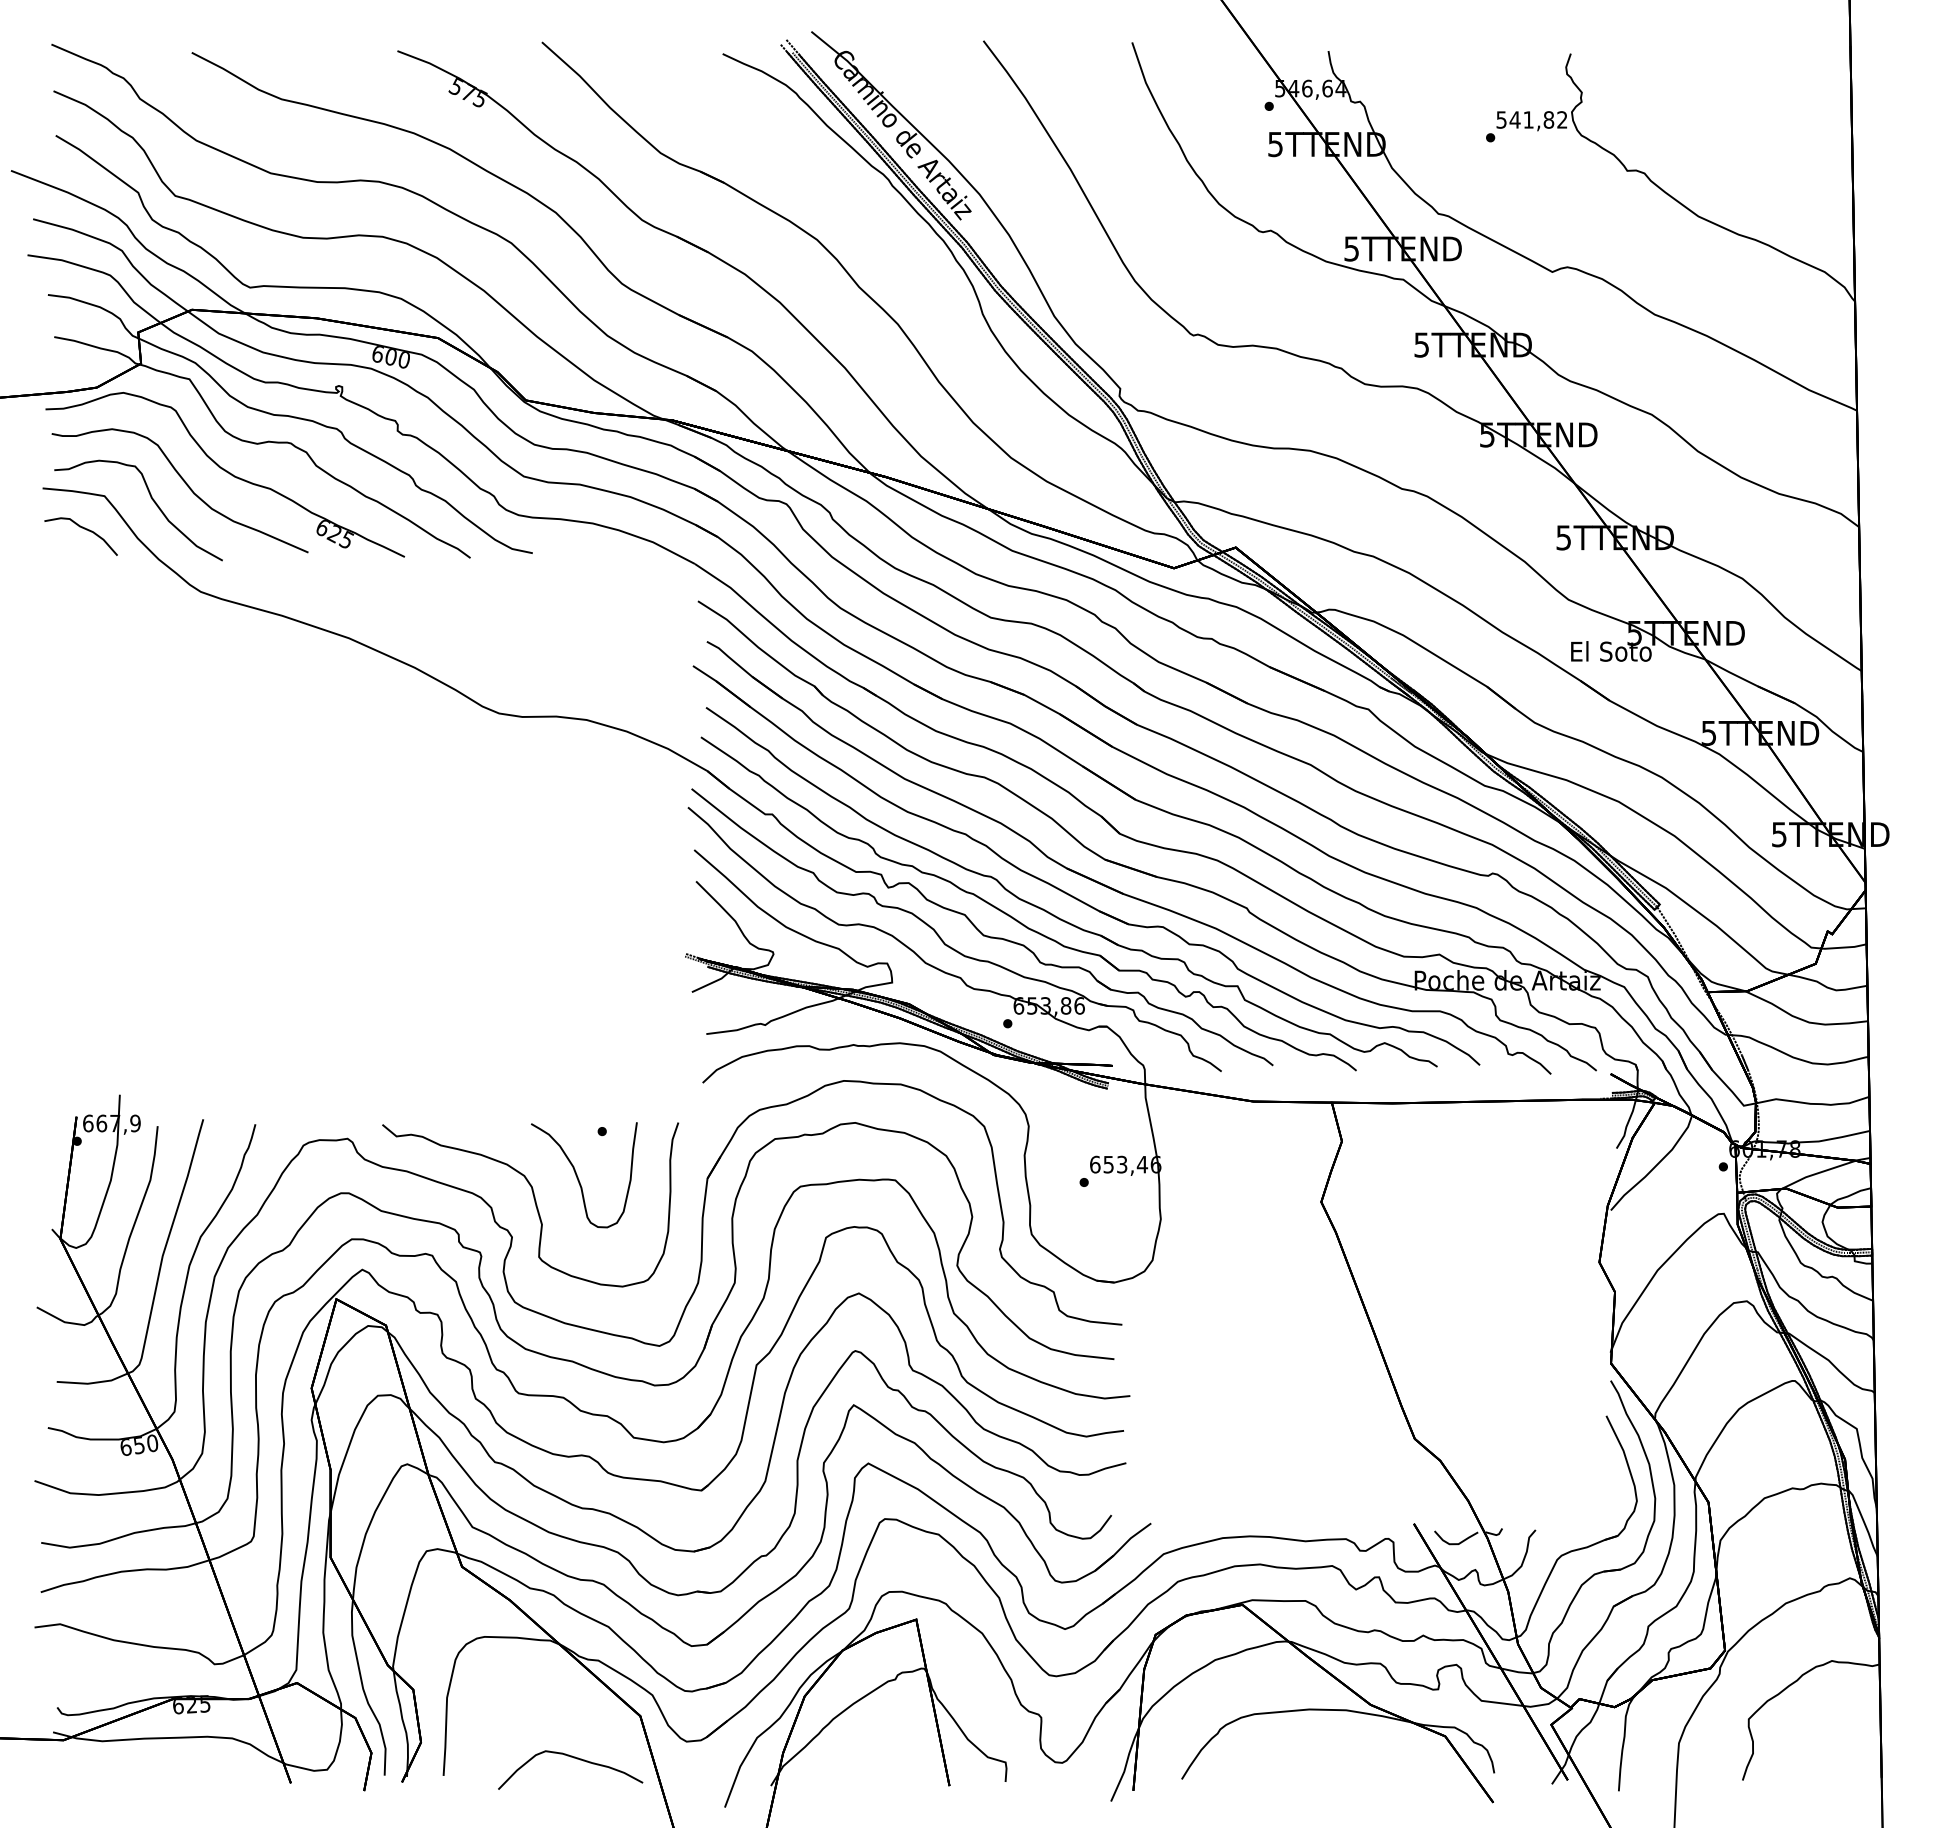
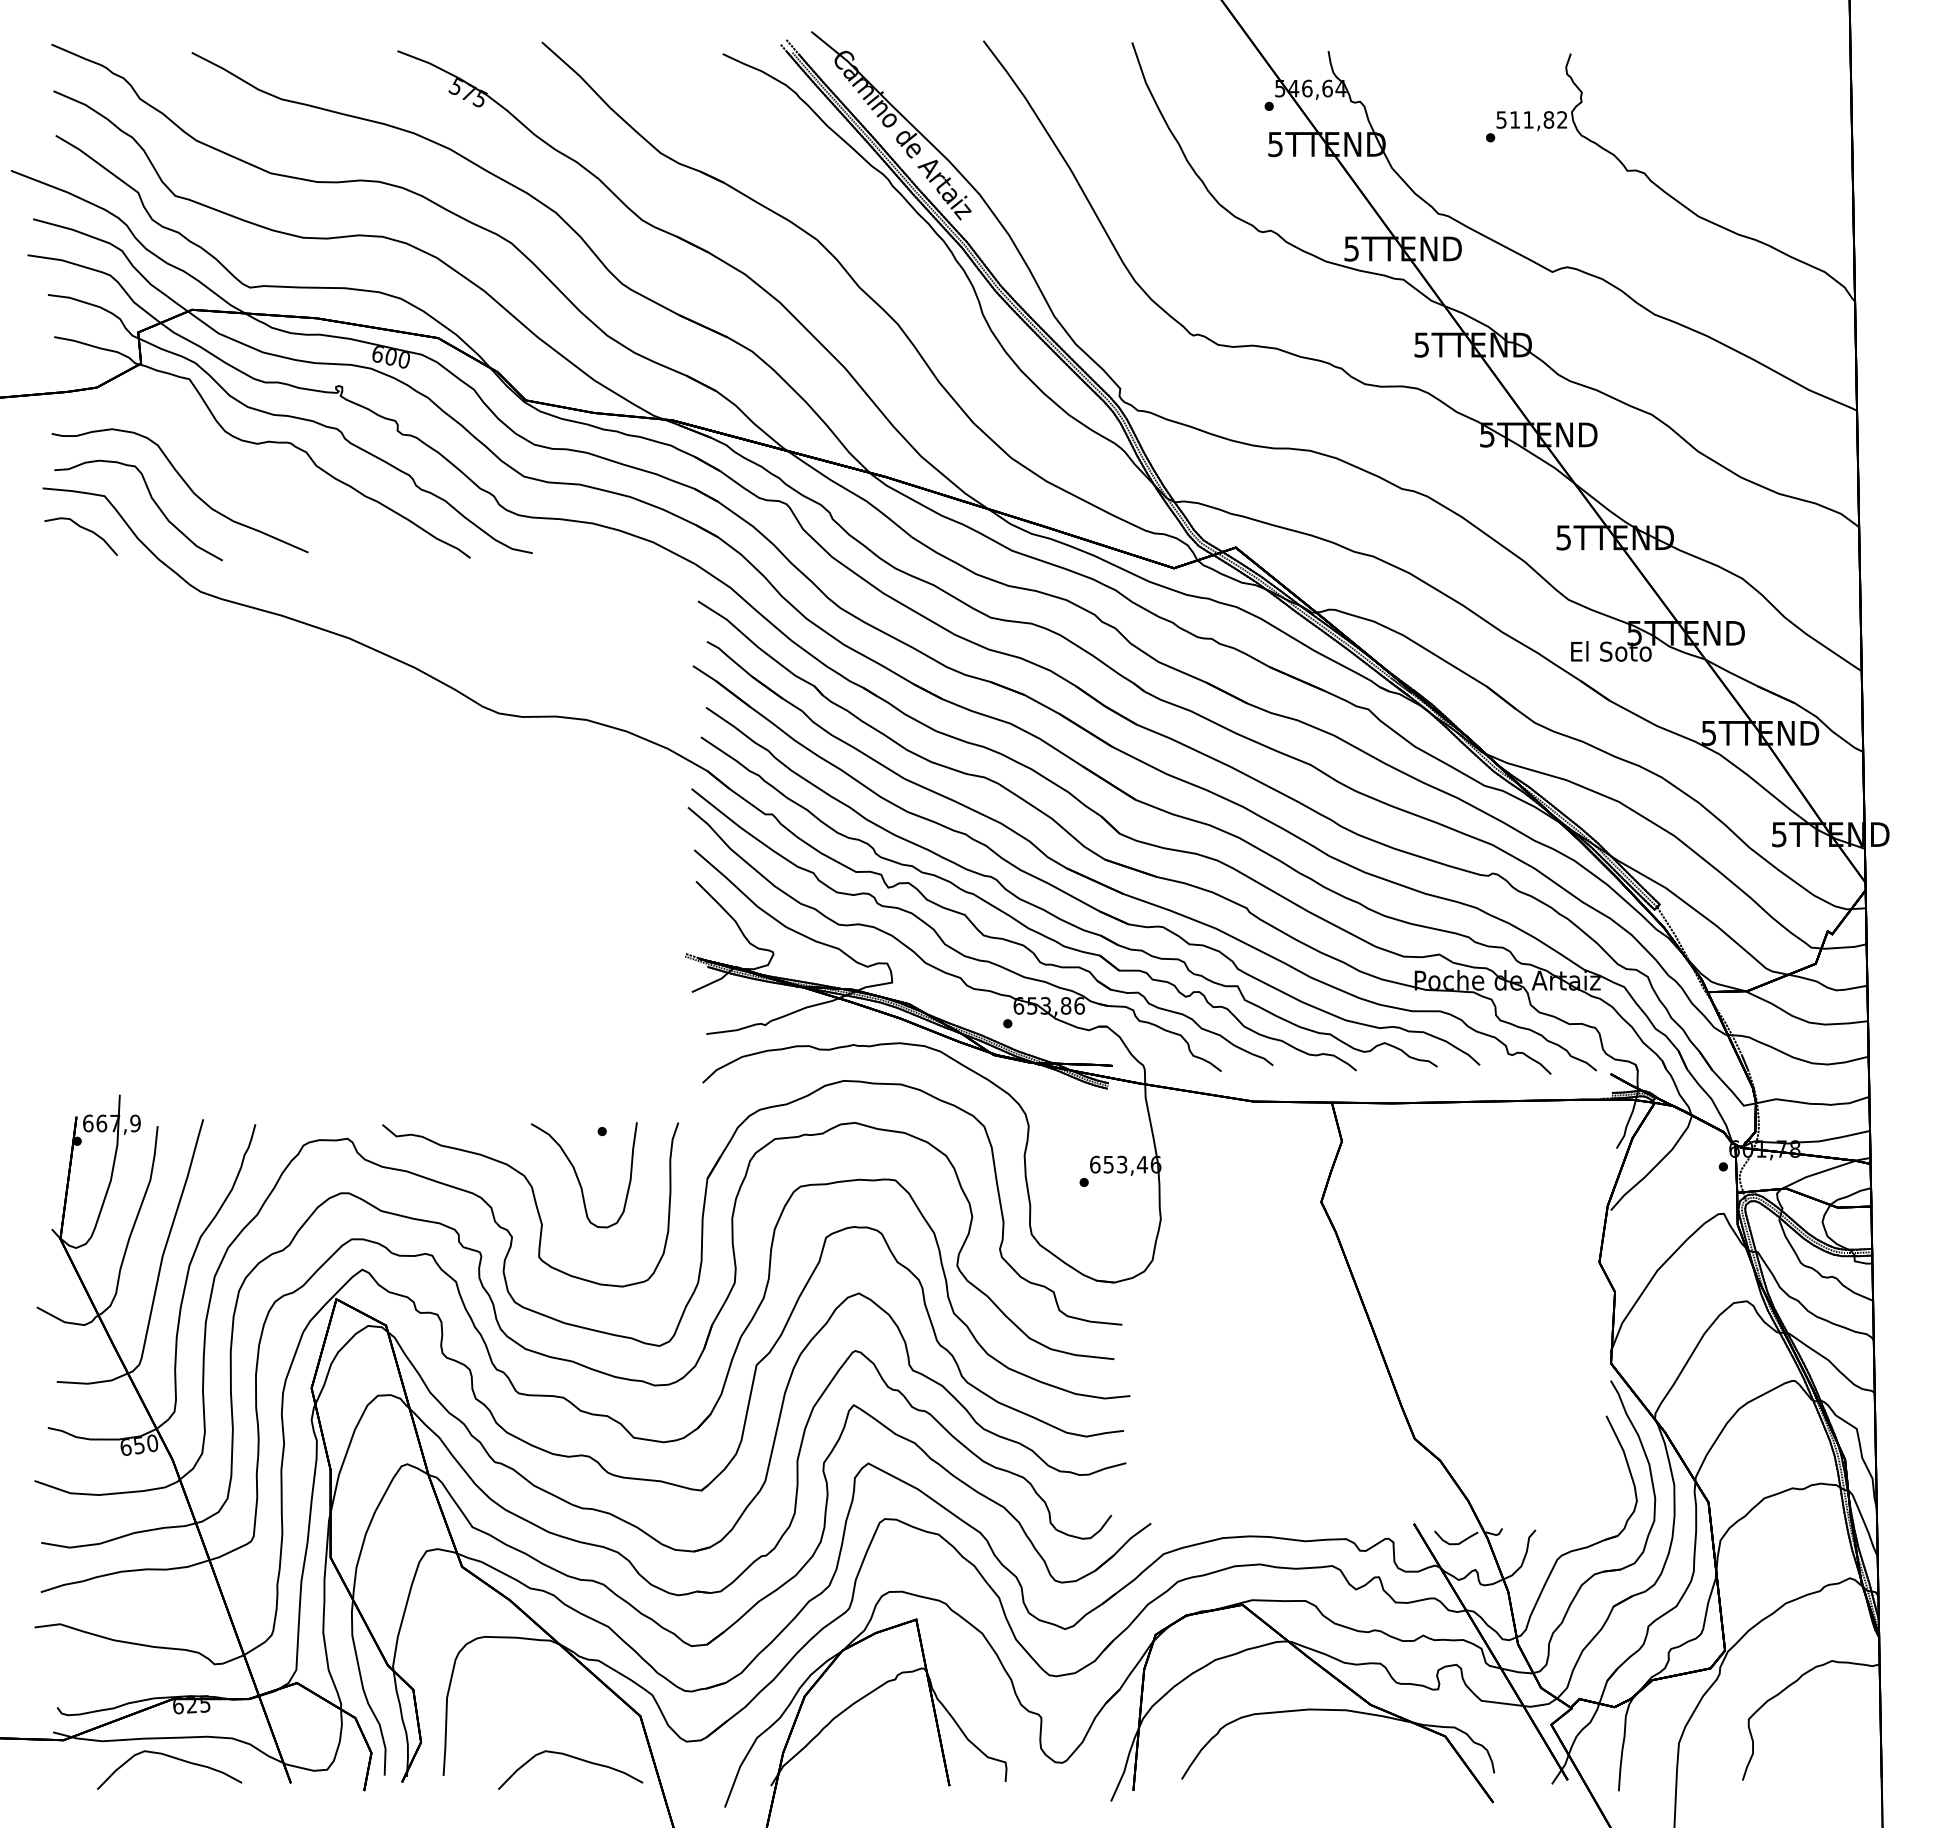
text: 541,82 -> 511,82 (1514, 119)
part: present -> none (224, 474)
part: none -> present (172, 1758)
